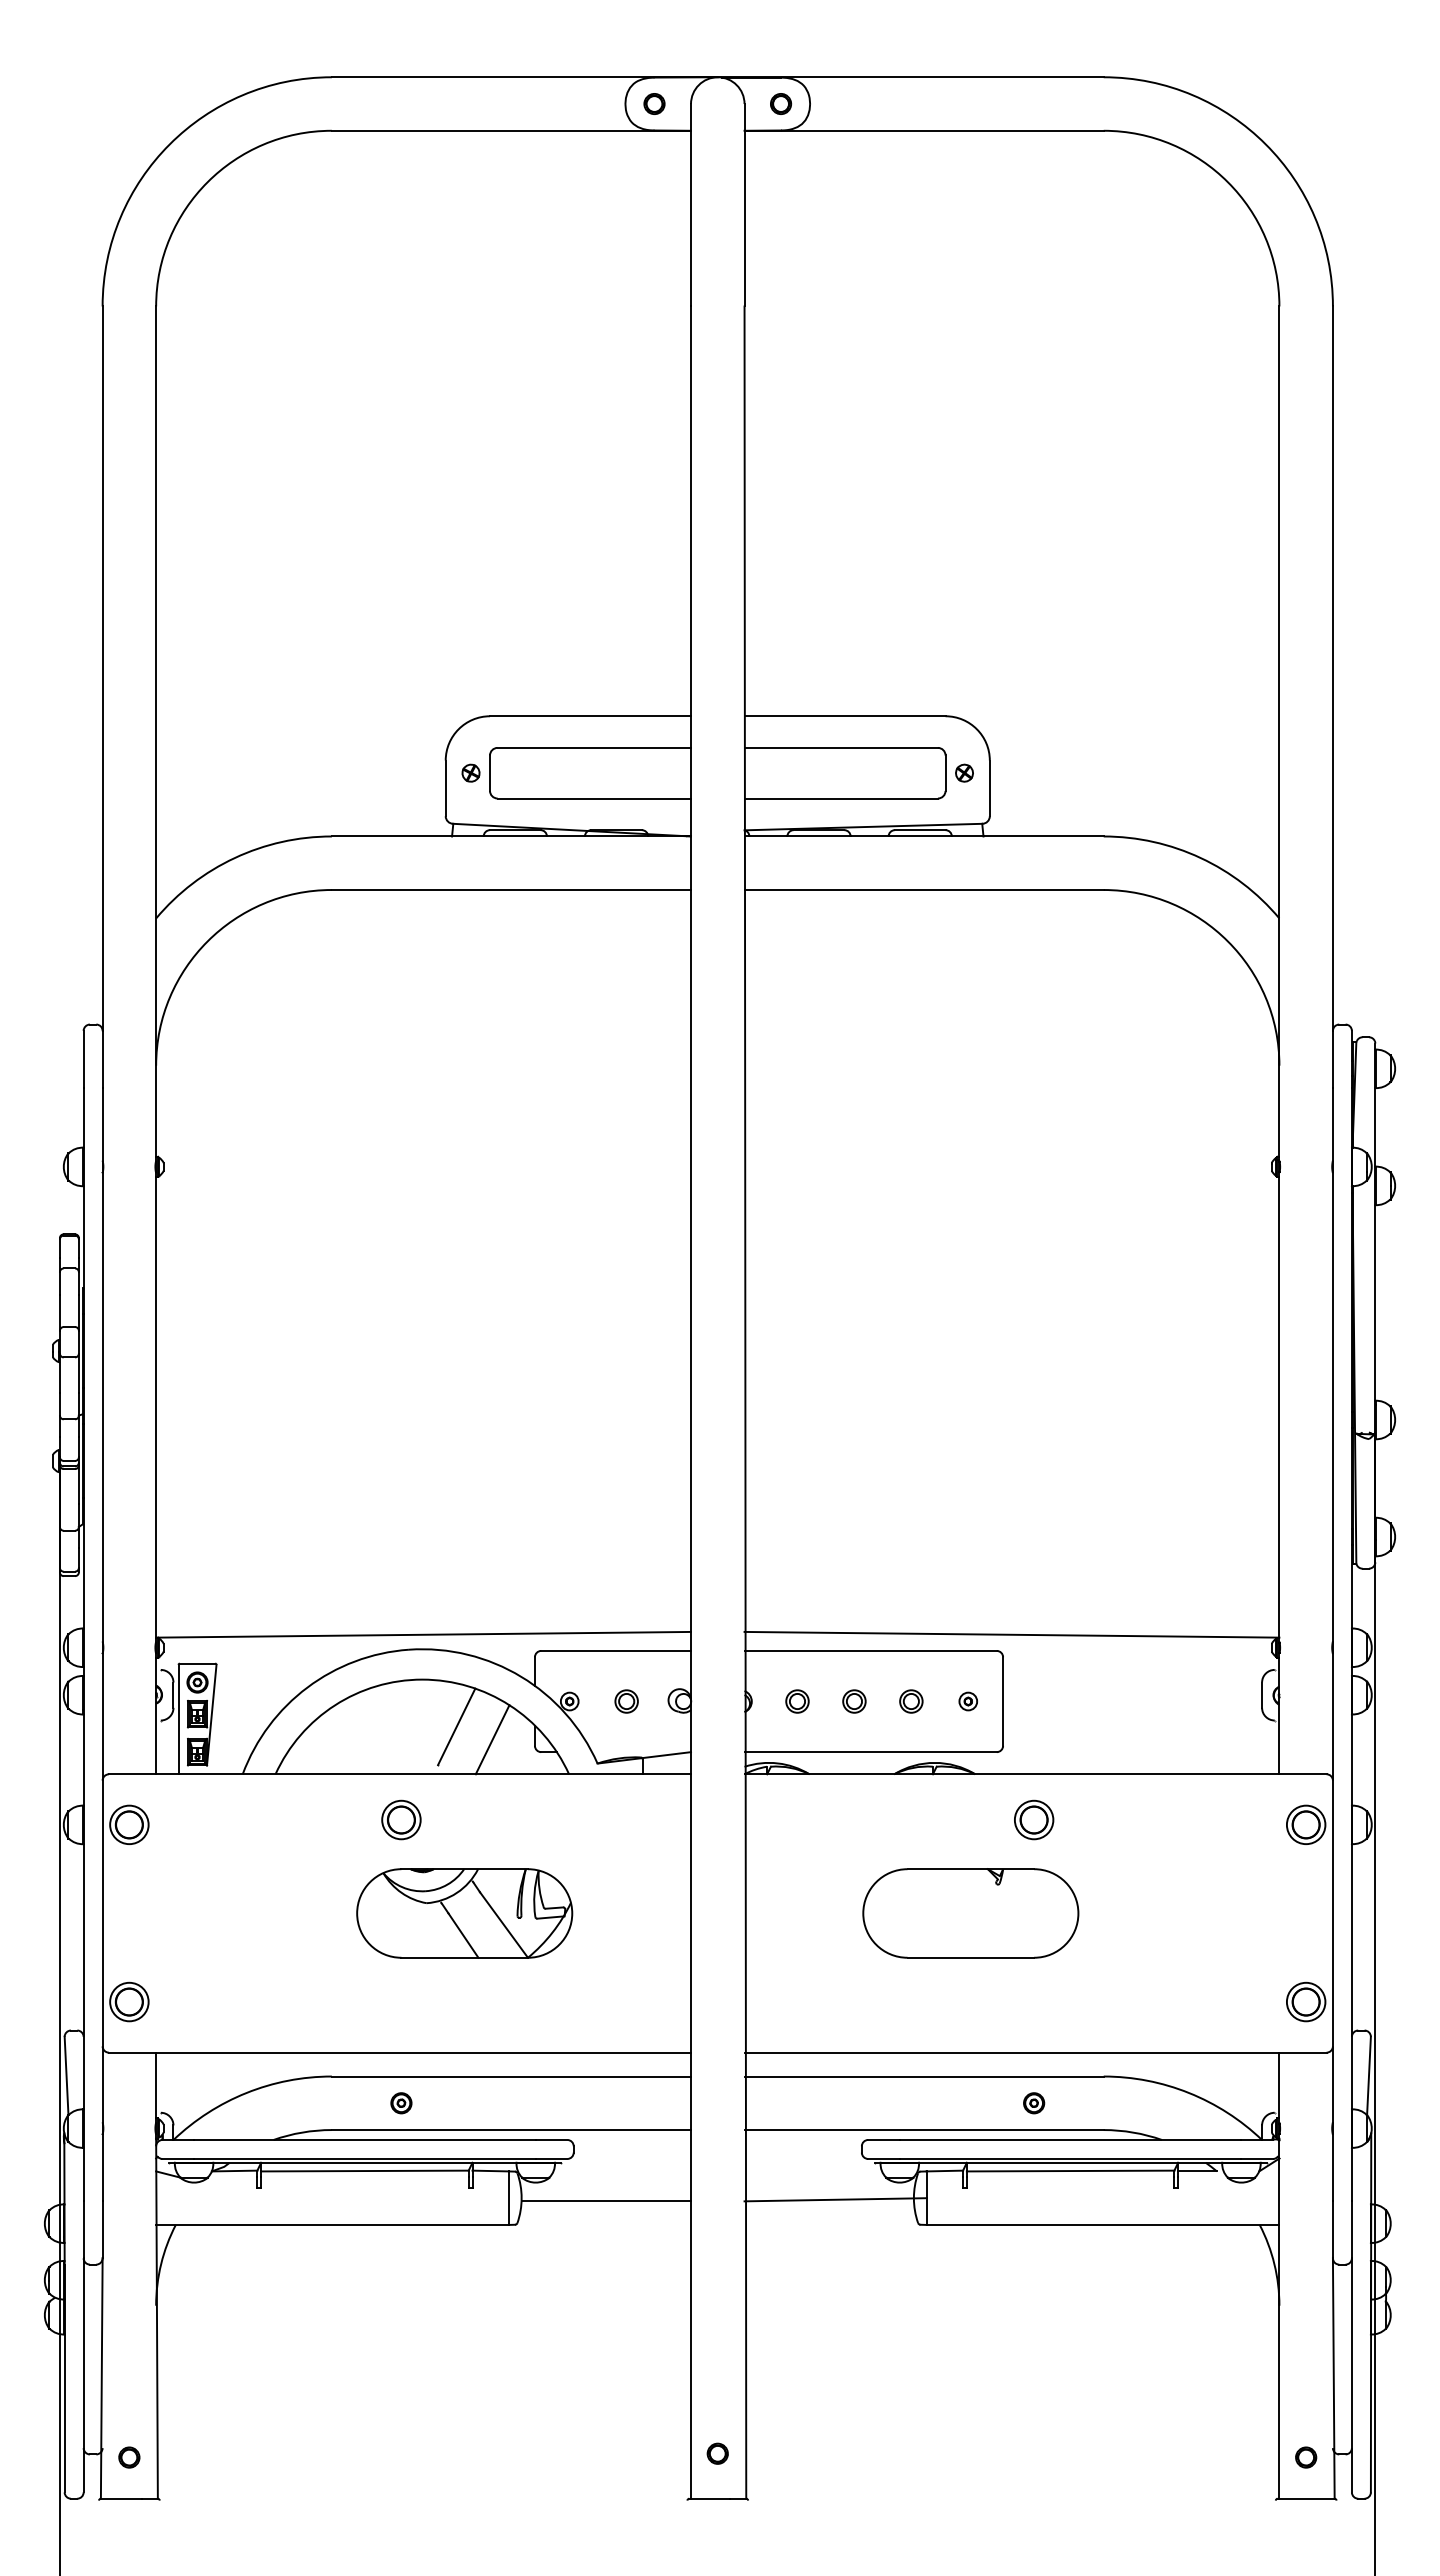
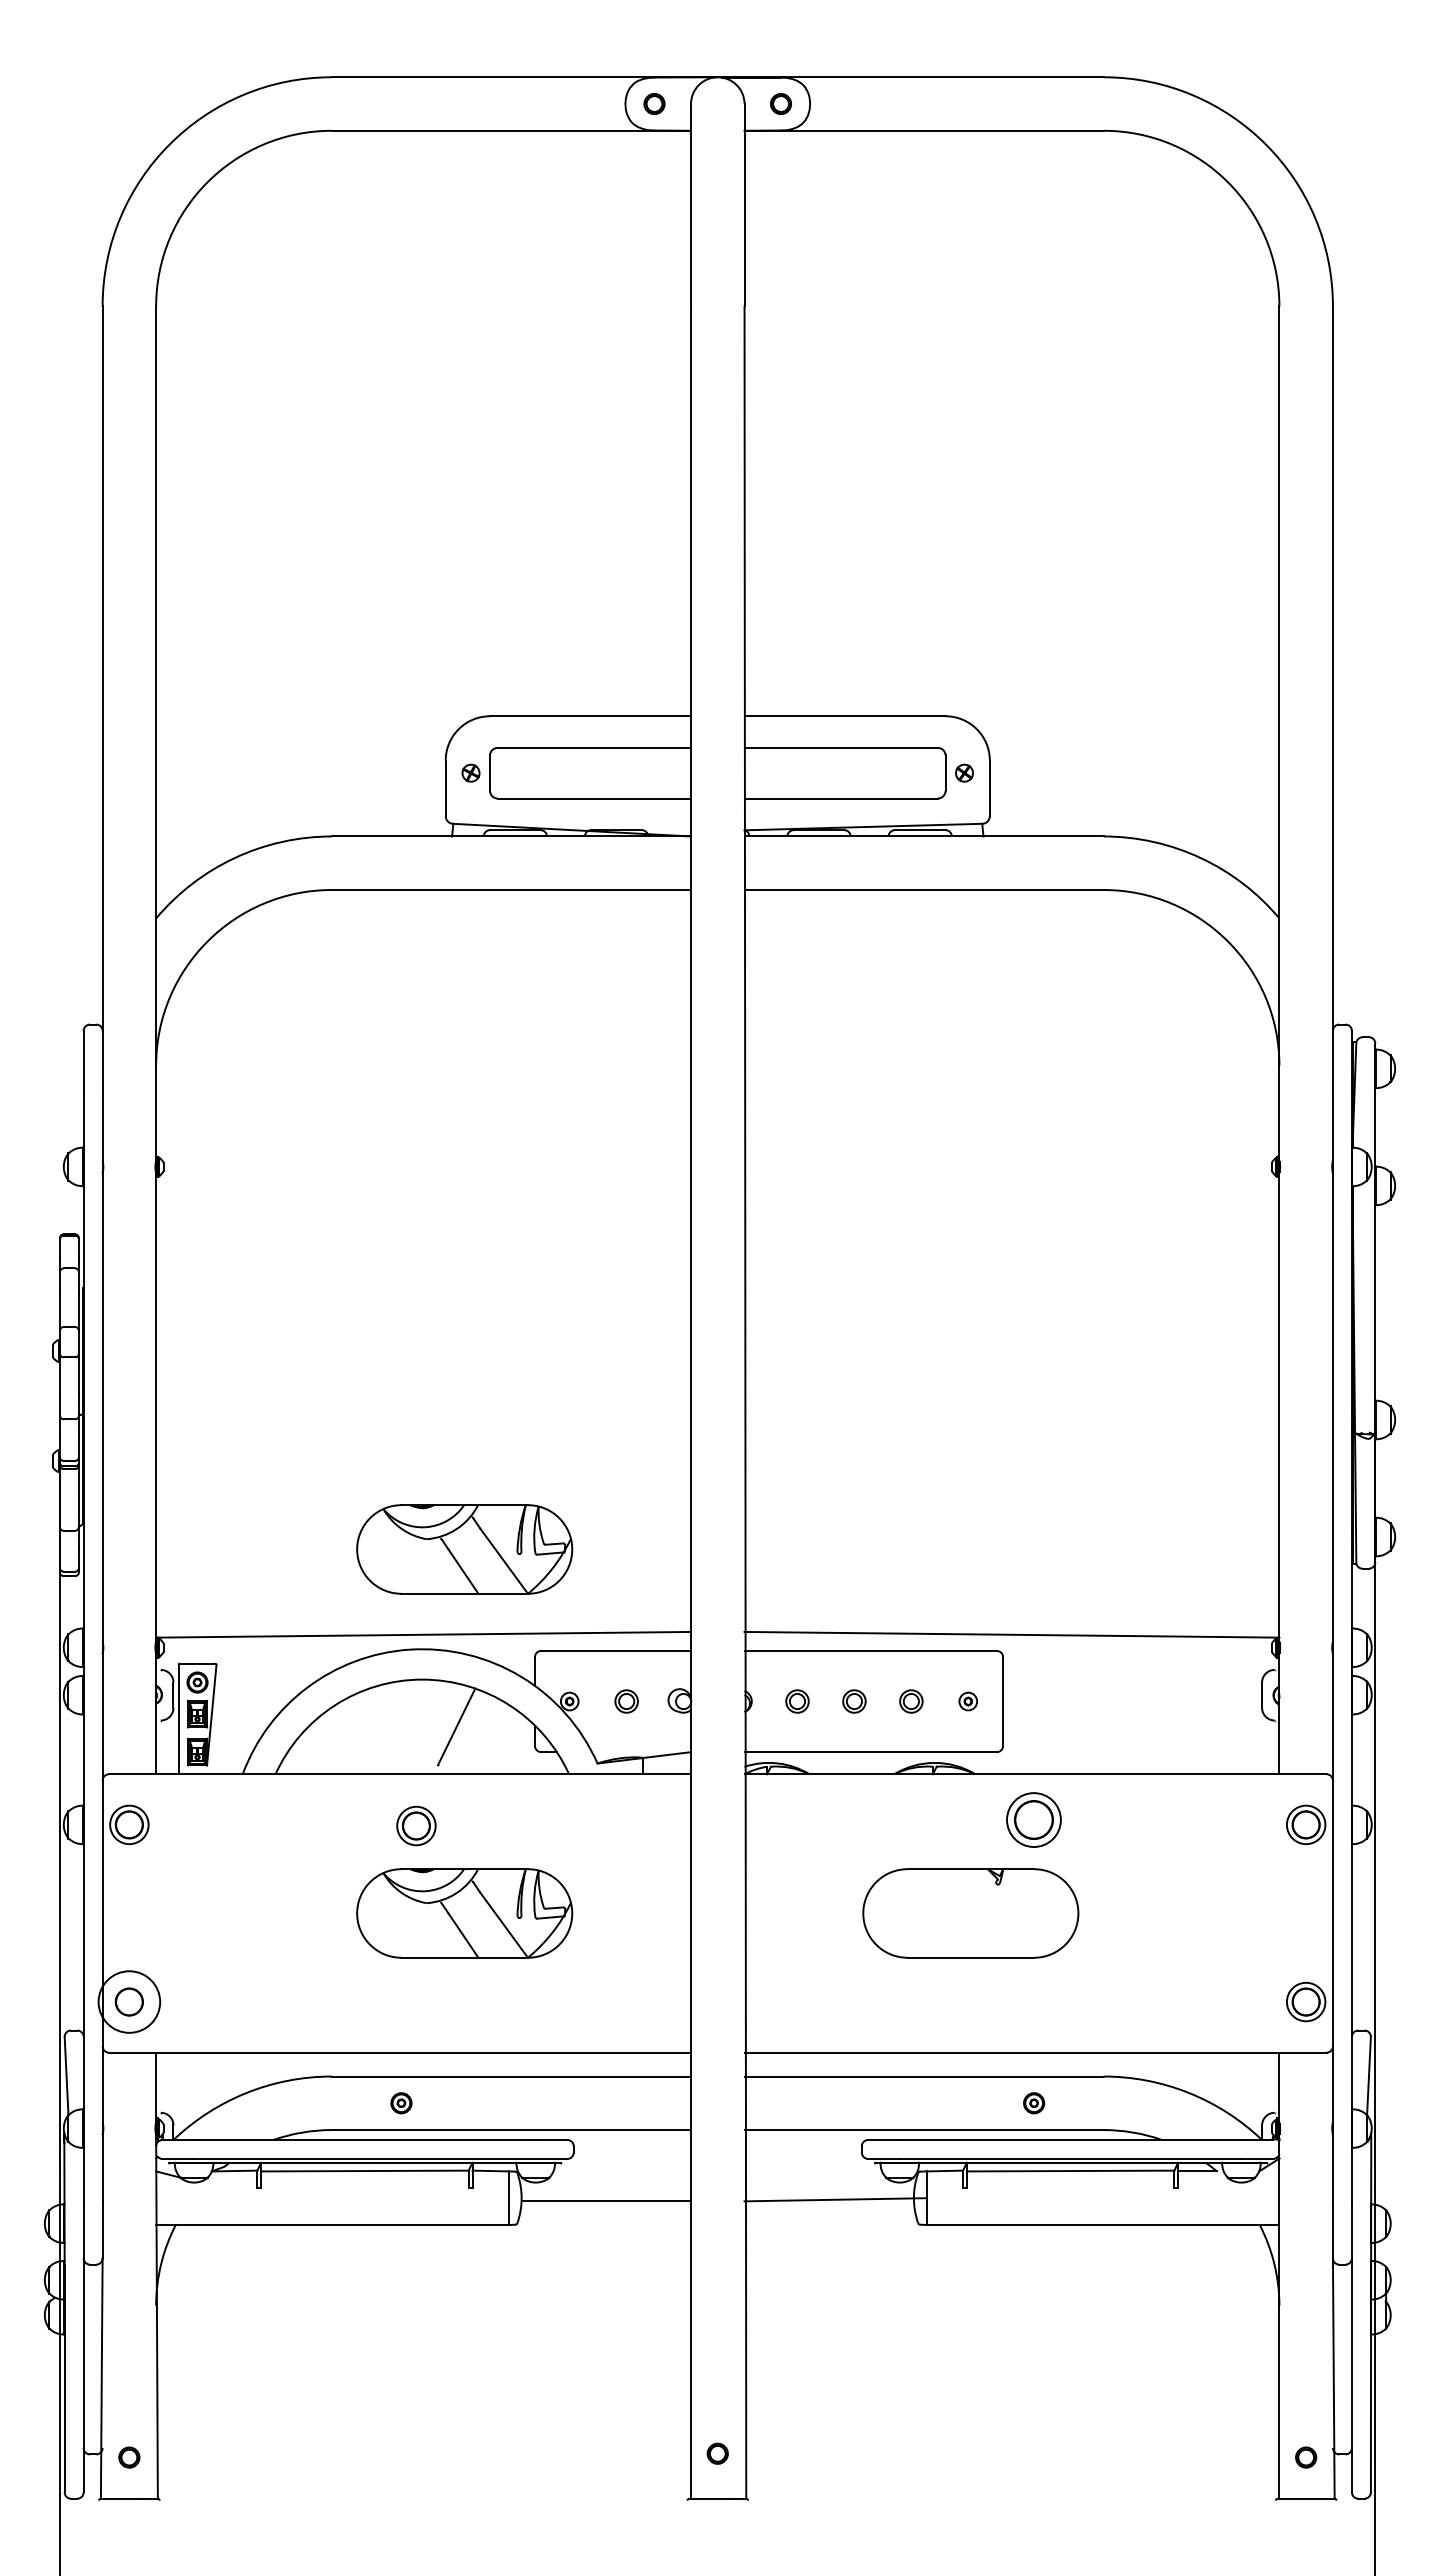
part: none -> present (464, 1549)
line: present -> none (492, 1739)
part position: (401, 1819) -> (416, 1825) (416, 1825)
part size: 41x42 px -> 56x56 px (1033, 1819)
circle diameter: 38 px -> 62 px (129, 2001)
